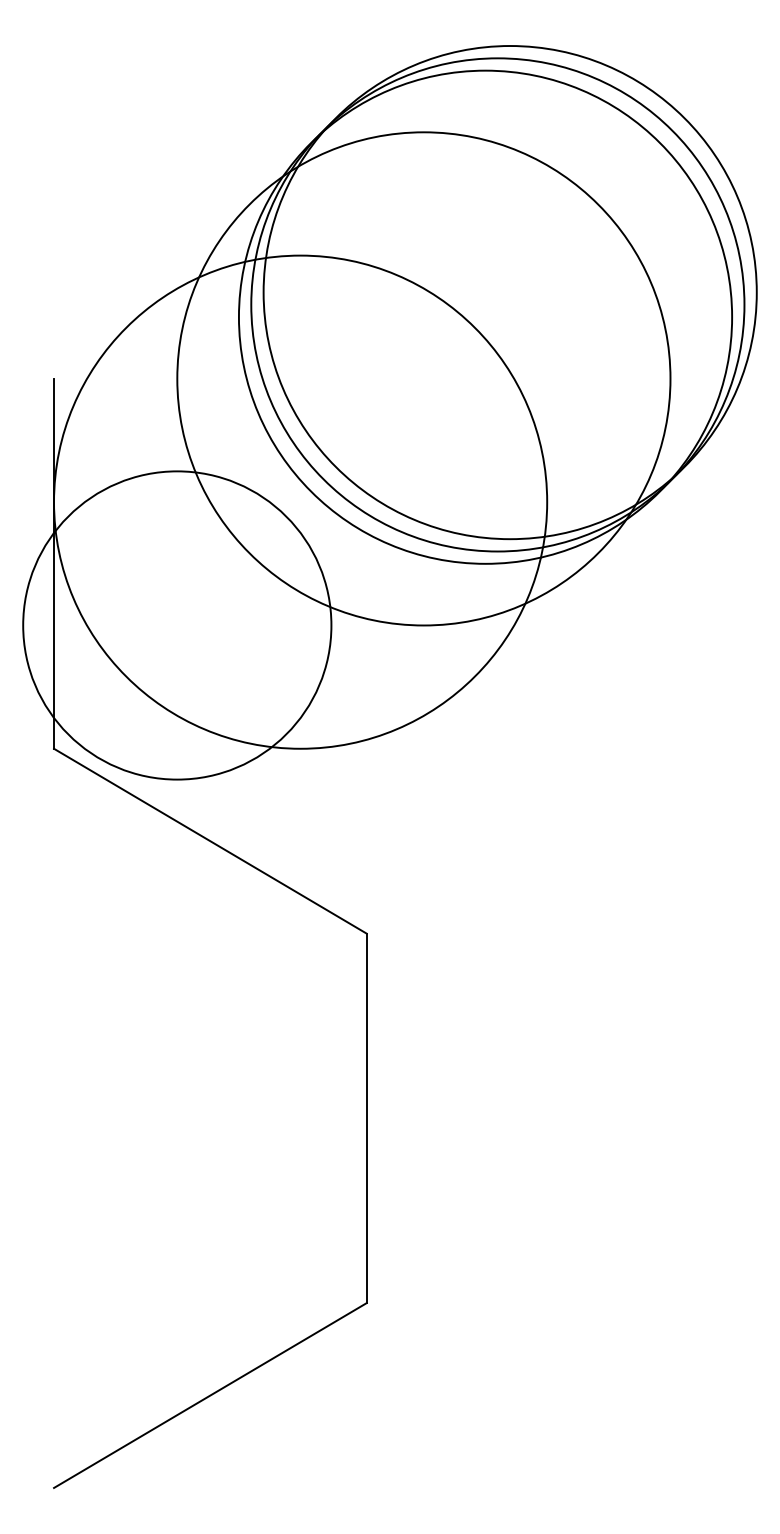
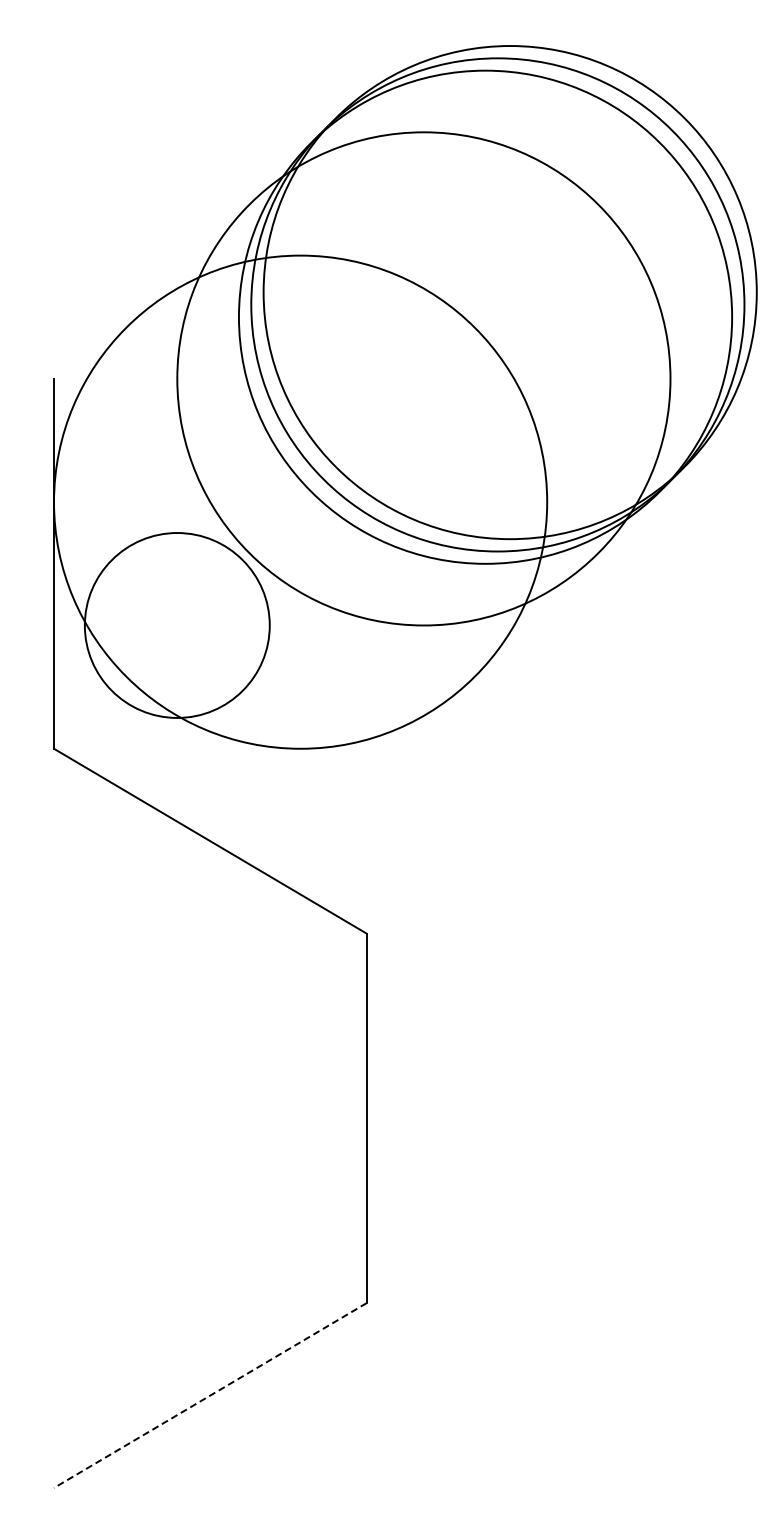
circle diameter: 308 px -> 185 px (176, 625)
line: solid -> dashed (210, 1395)
